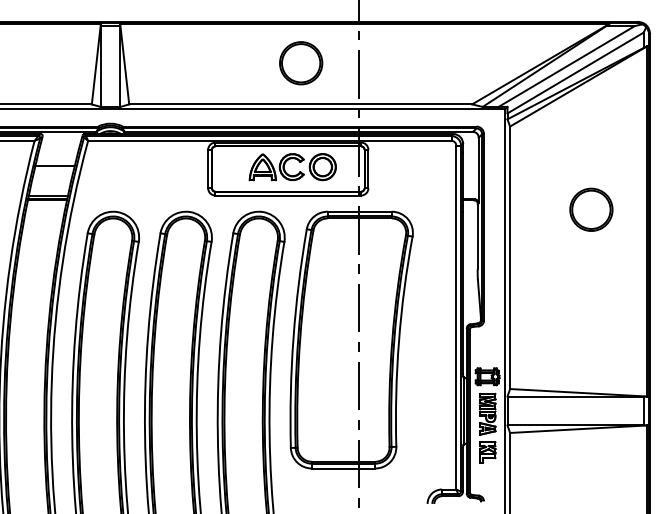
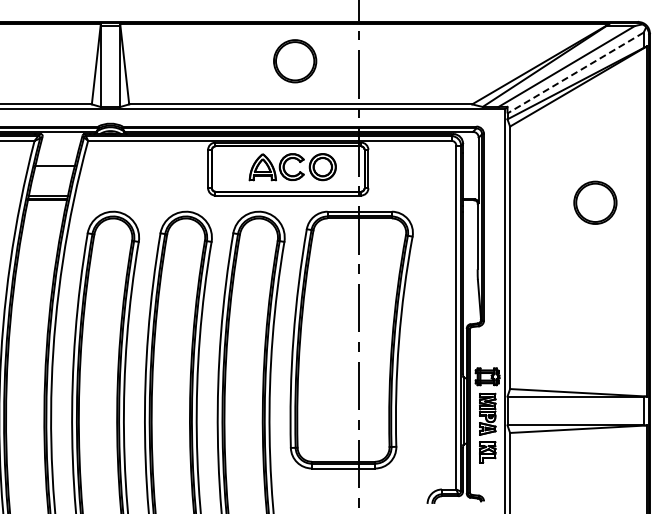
part position: (301, 63) -> (295, 61) (295, 61)
line: solid -> dashed (575, 73)
part position: (591, 209) -> (595, 202) (595, 202)
